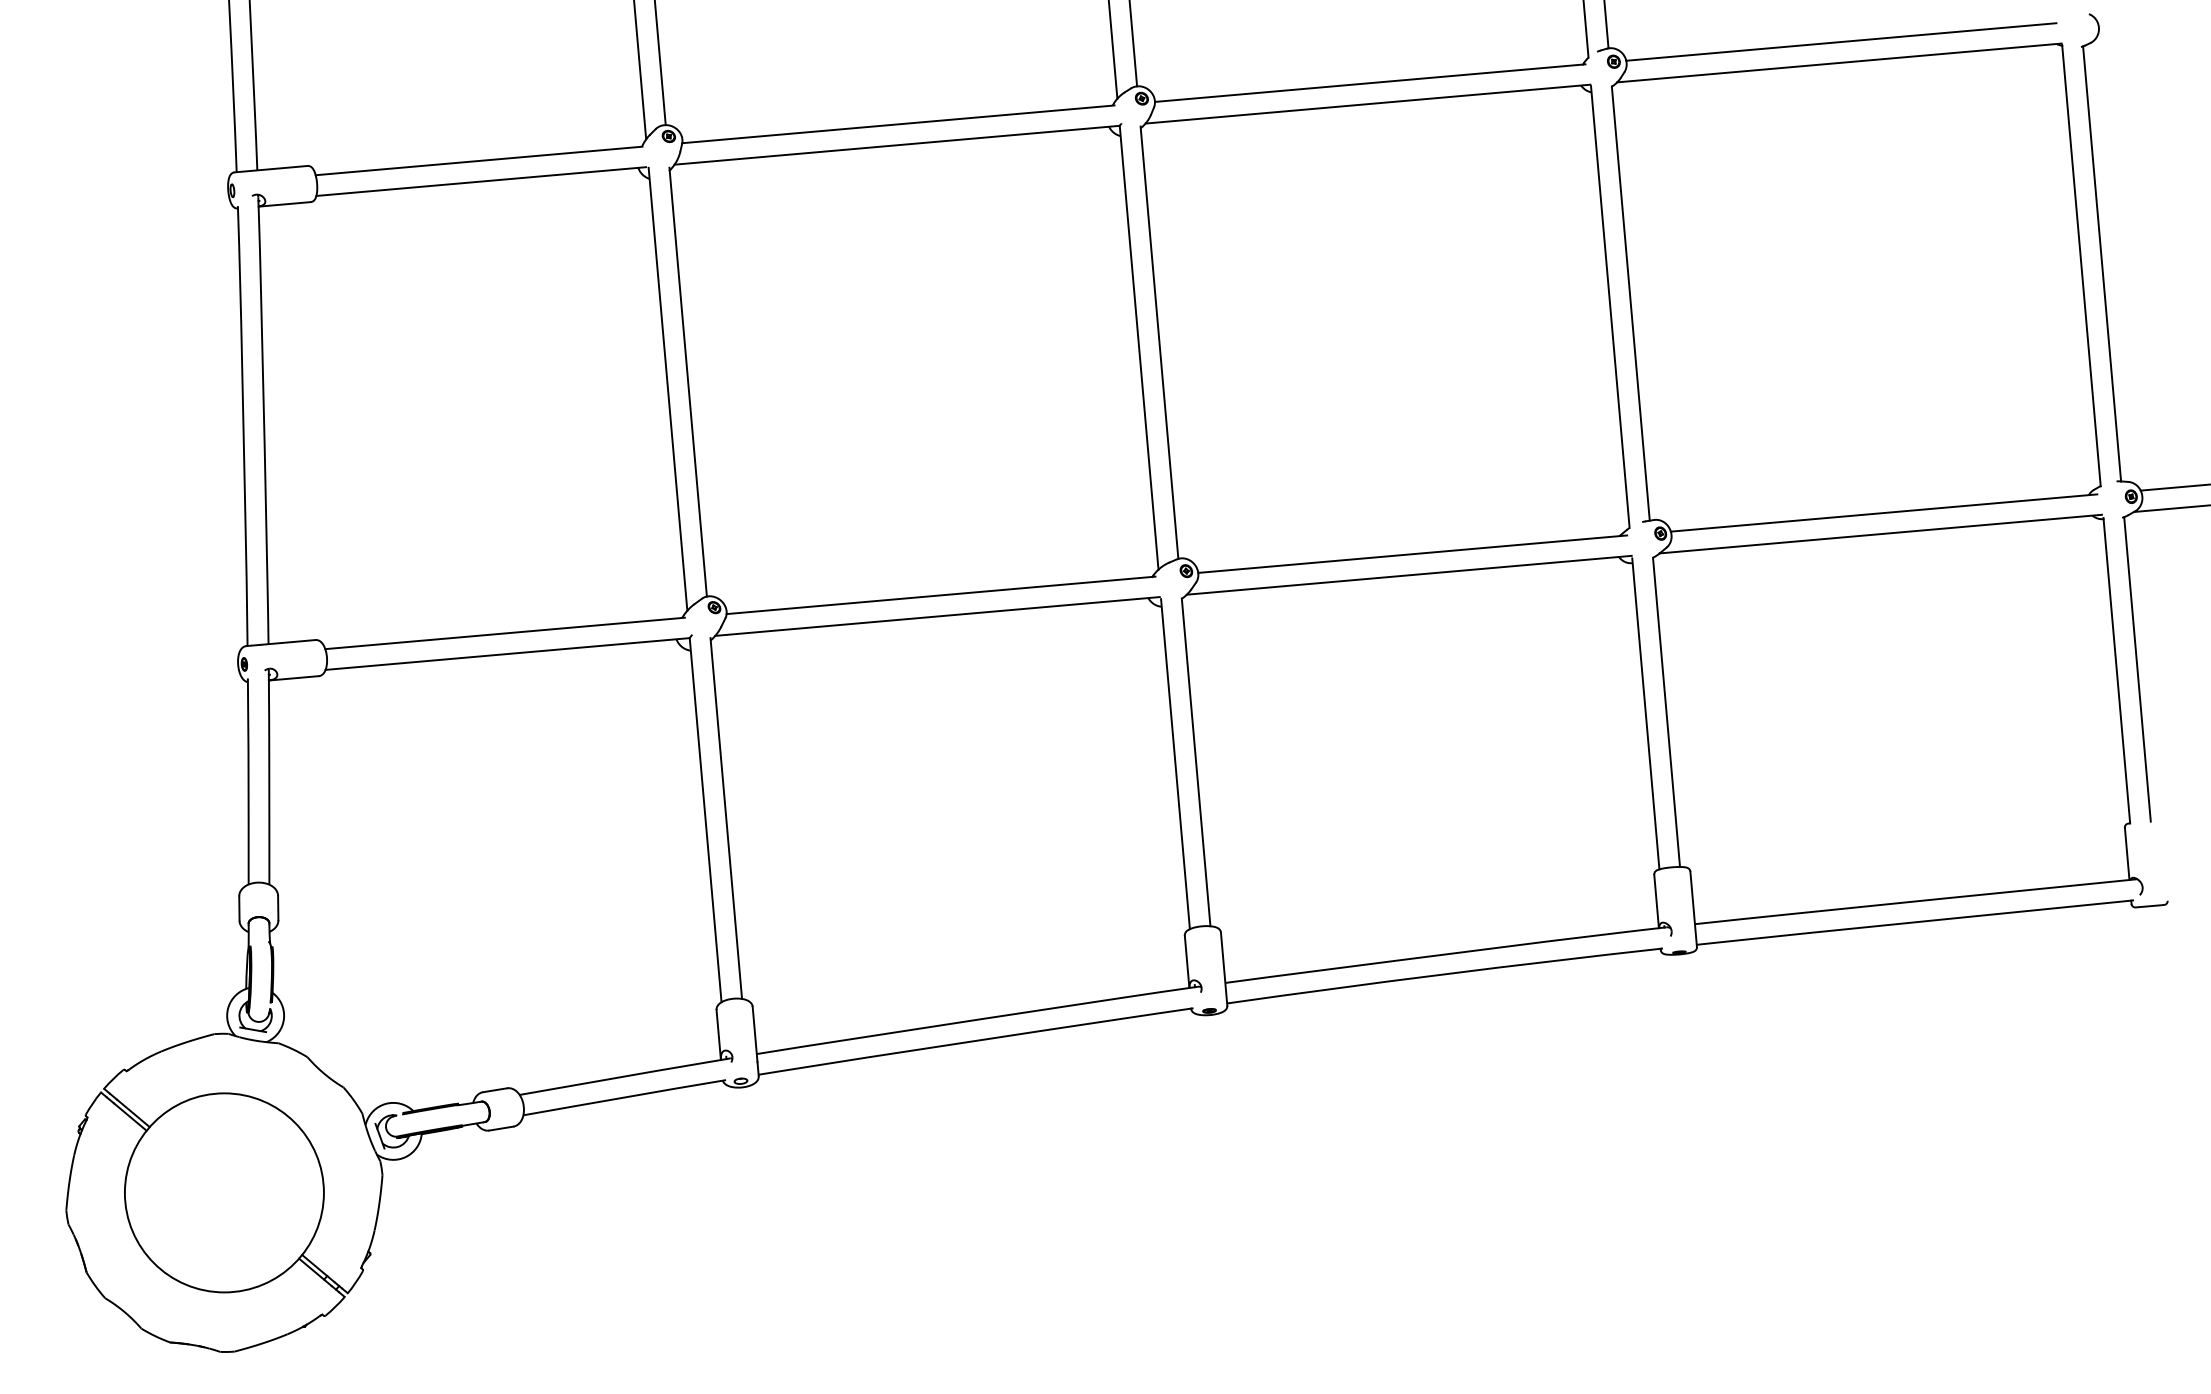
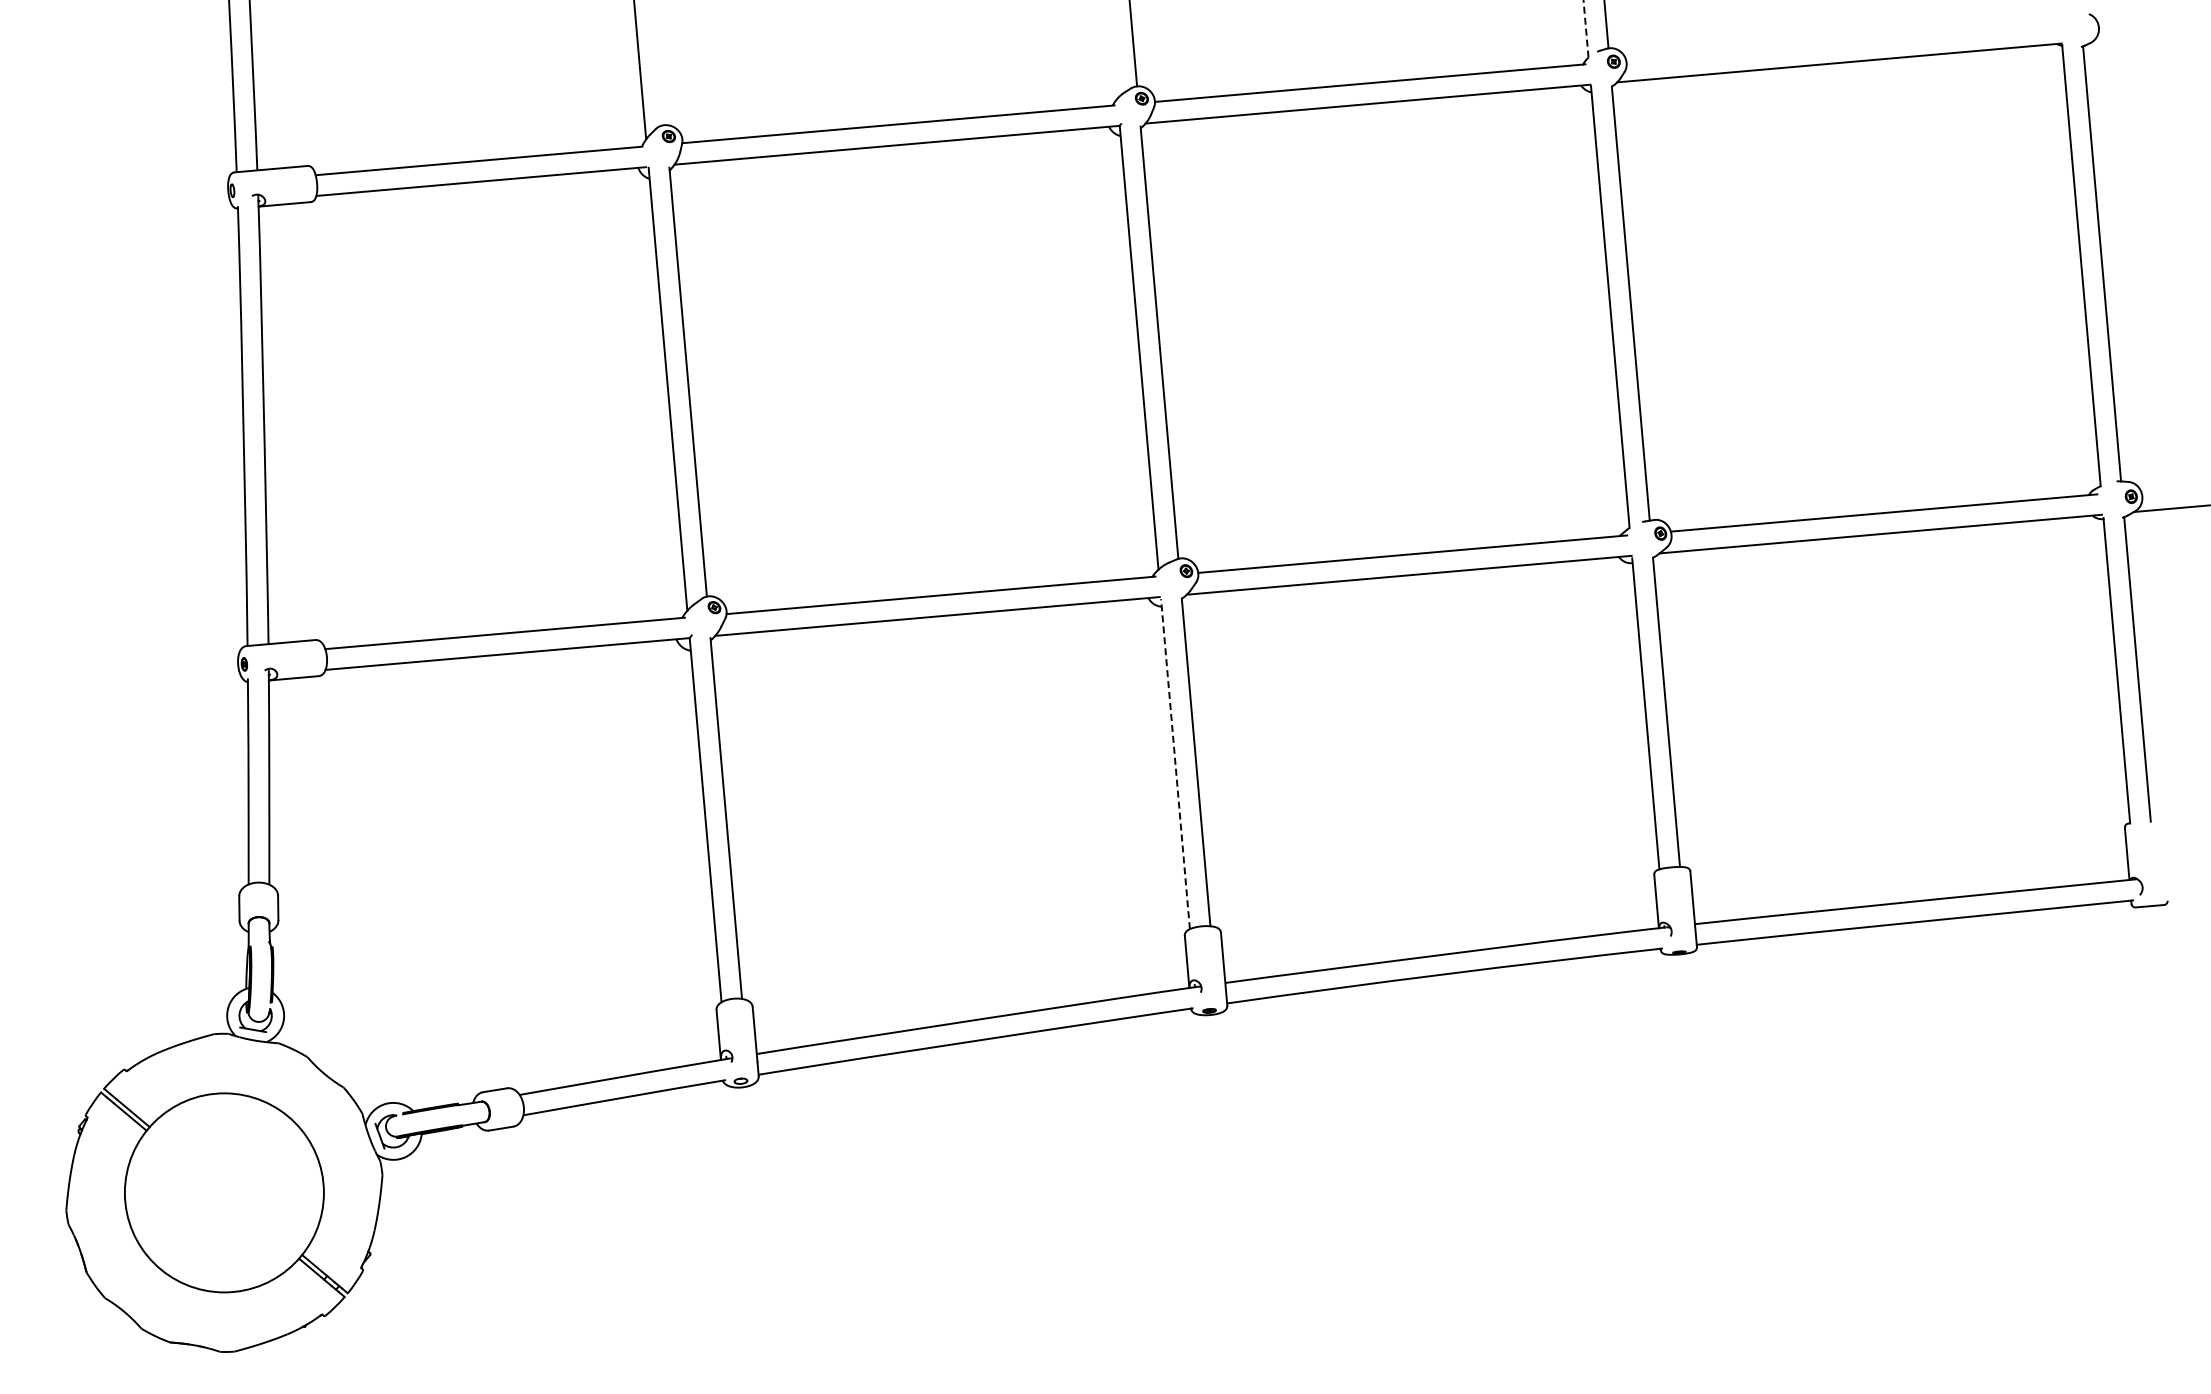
line: solid -> dashed (1586, 28)
line: present -> none (1841, 41)
line: present -> none (1112, 50)
line: present -> none (660, 63)
line: present -> none (2173, 487)
line: solid -> dashed (1175, 764)
